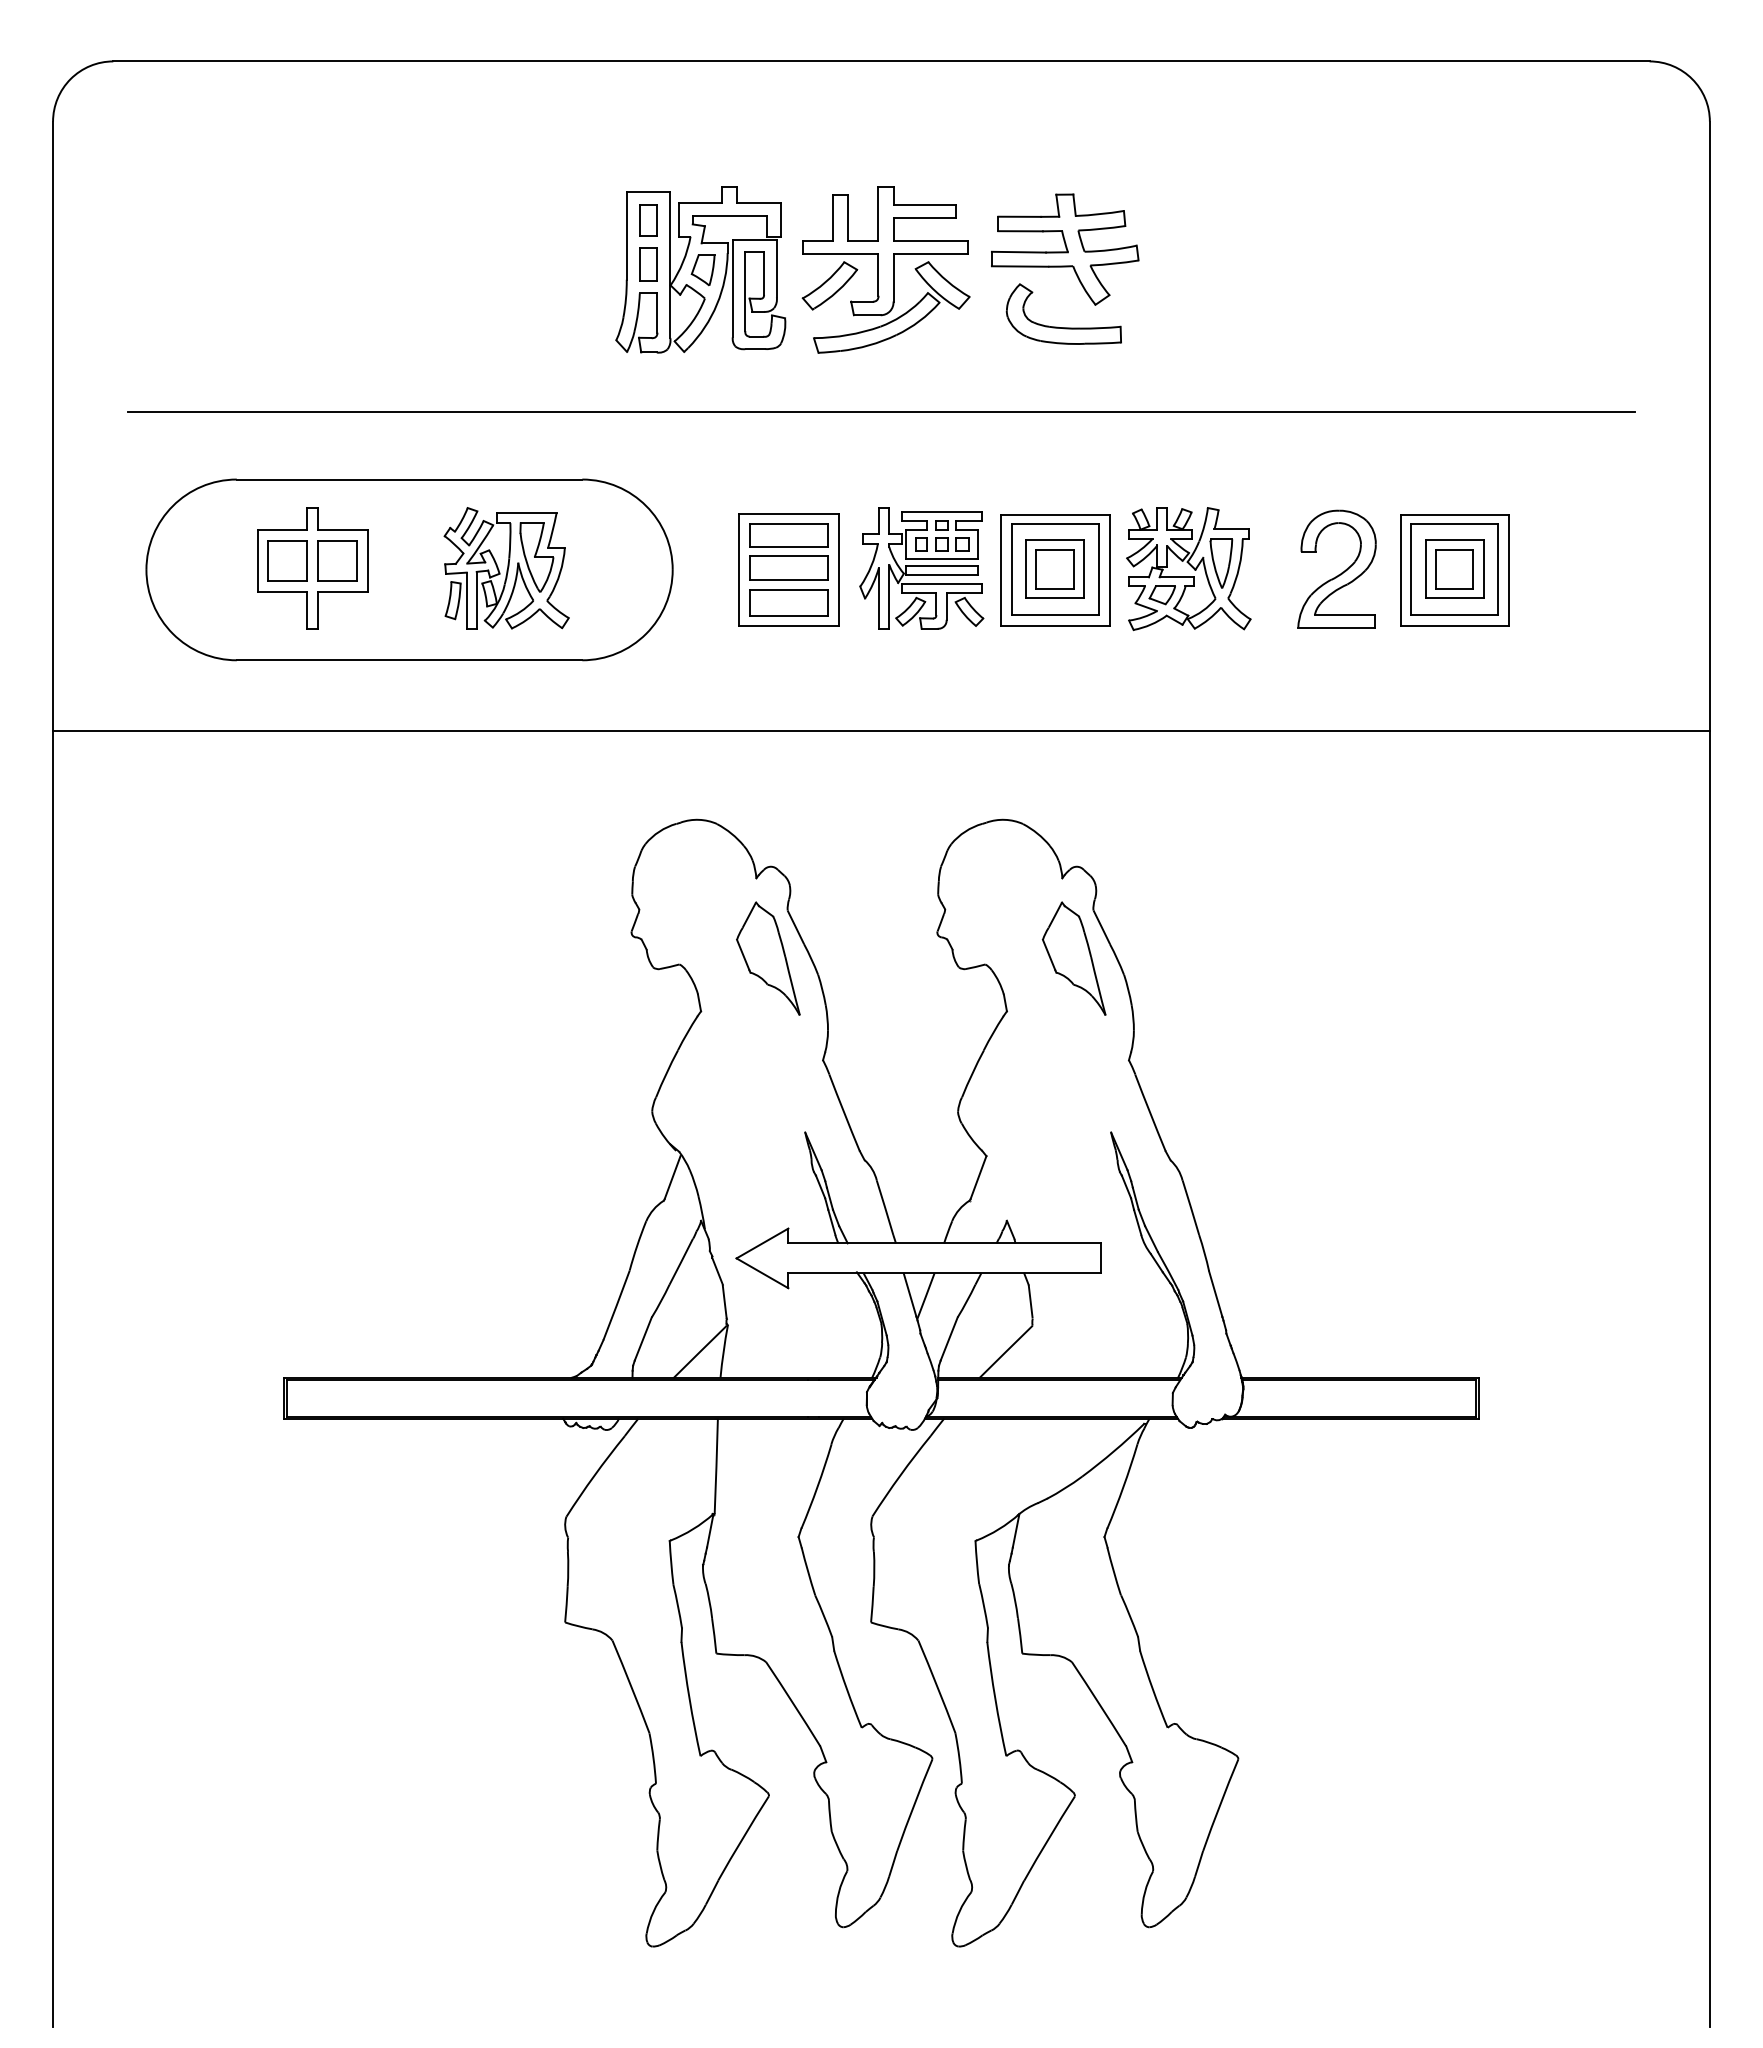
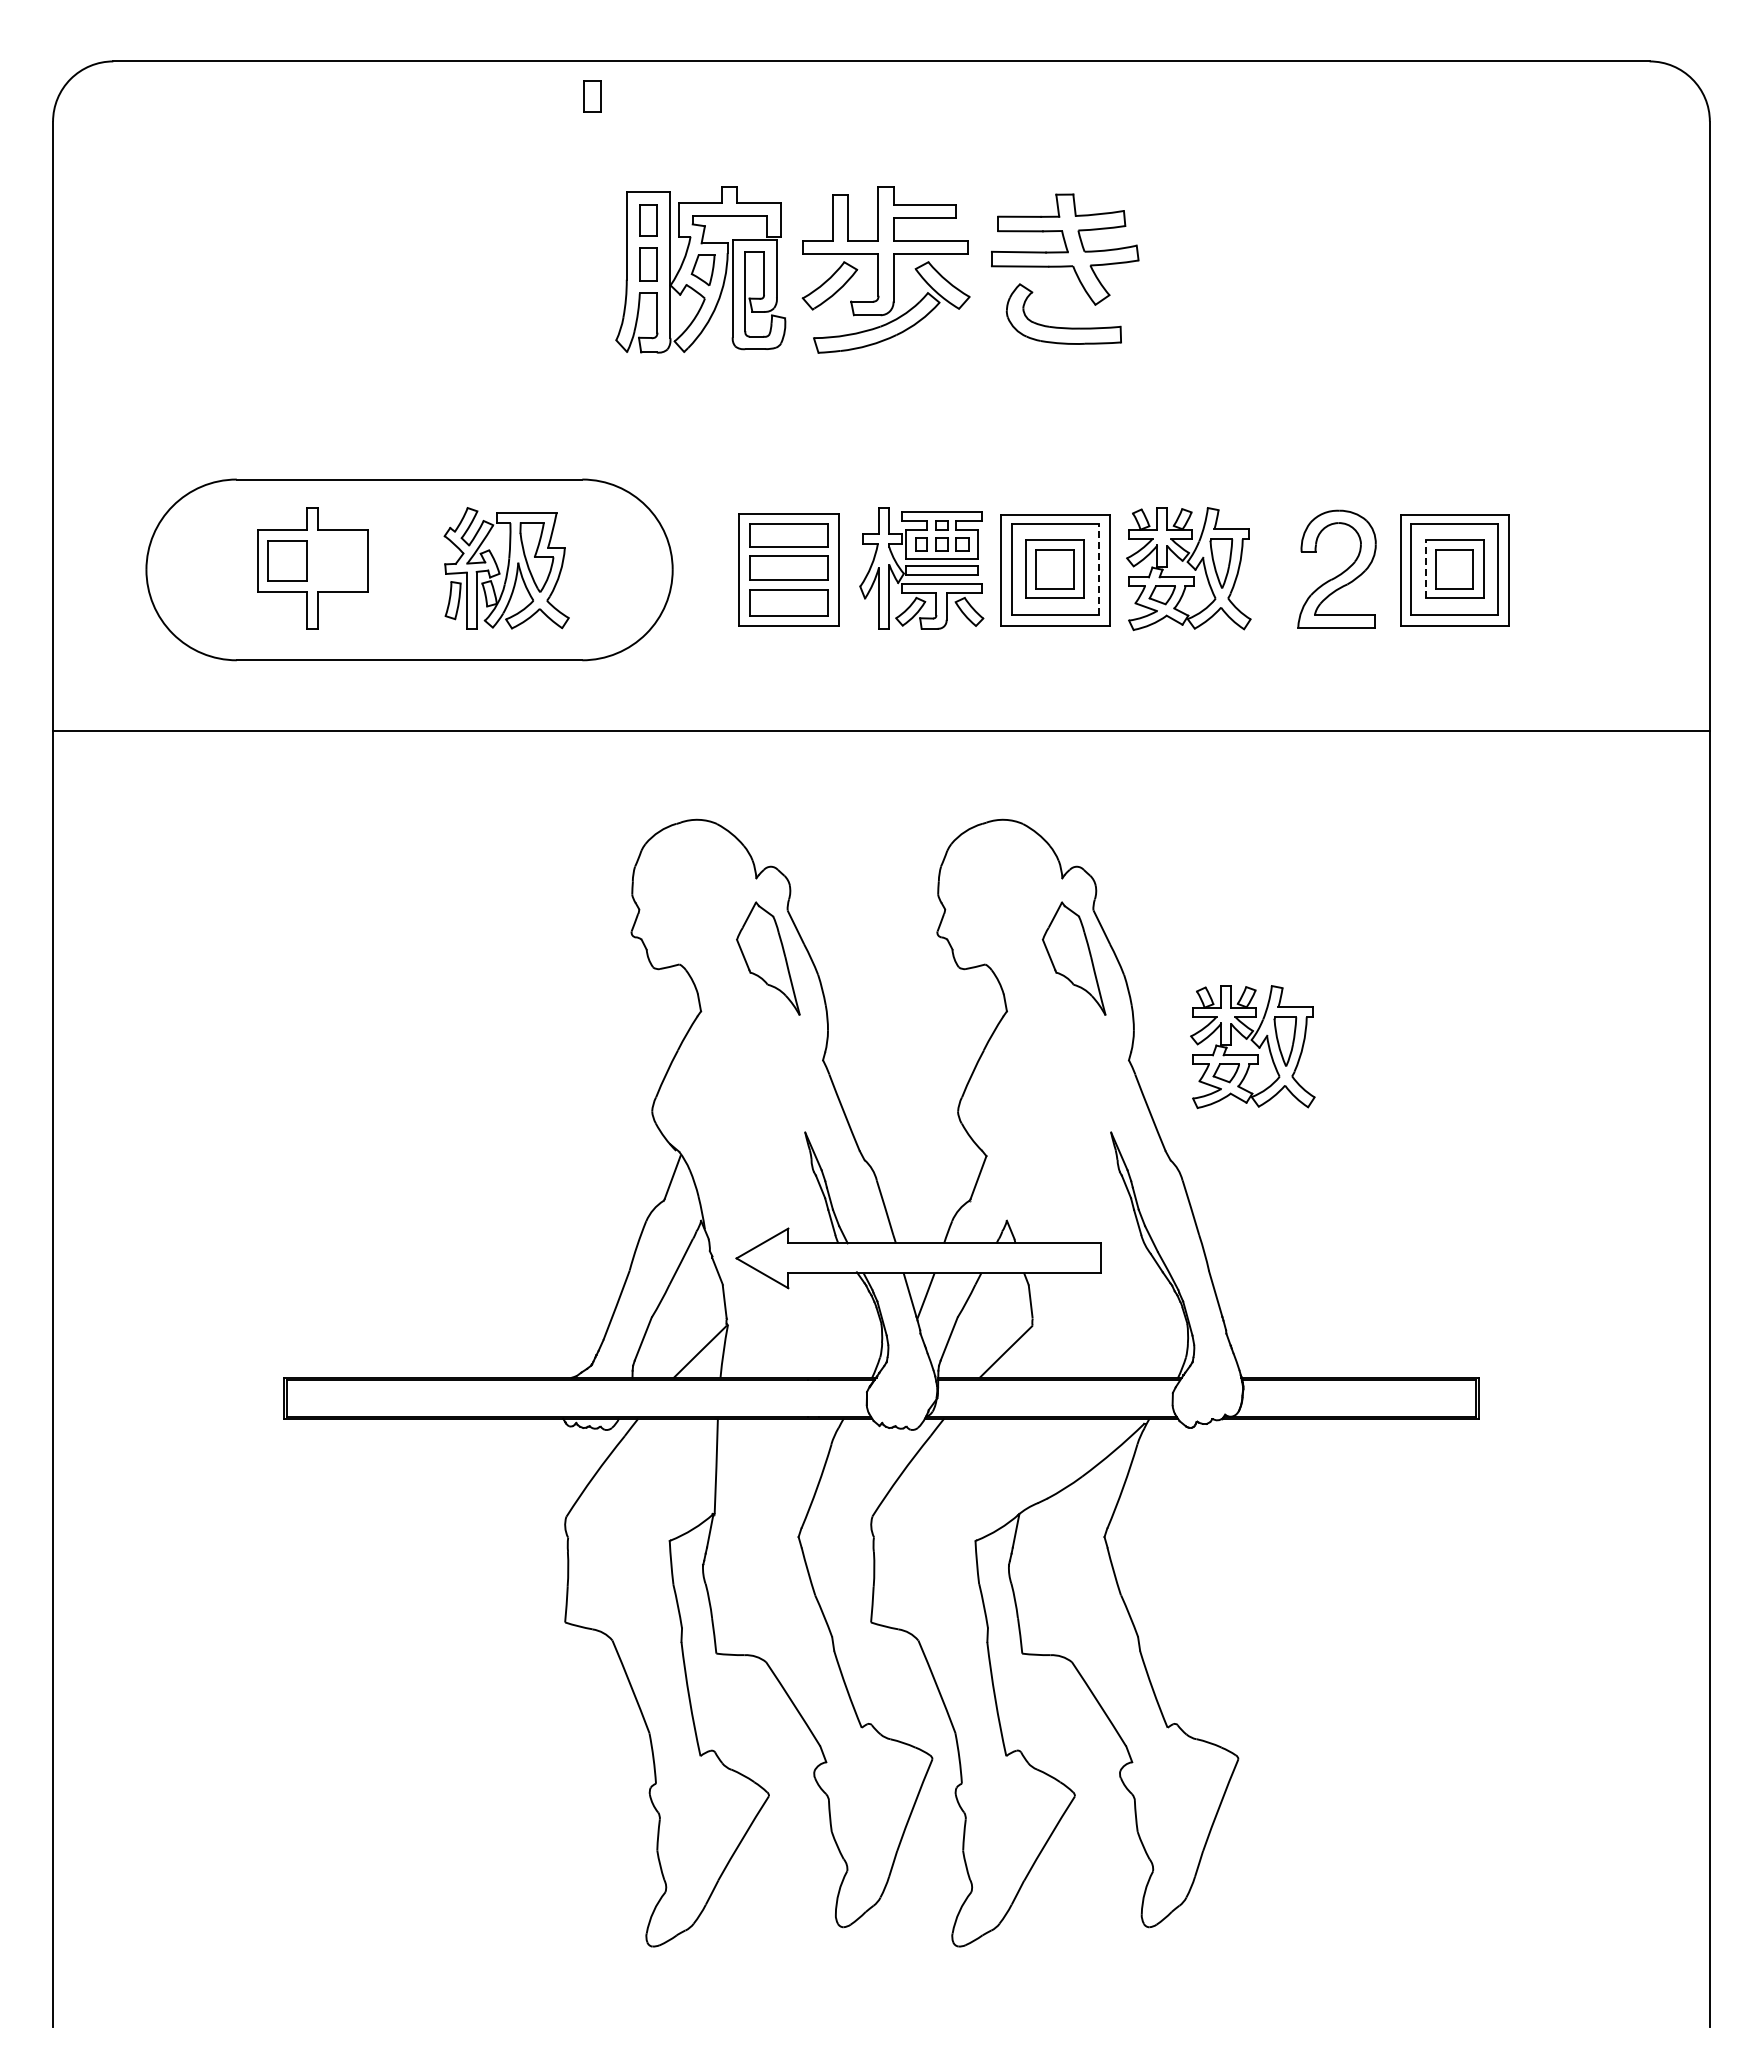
part: none -> present (592, 96)
line: present -> none (881, 411)
part: present -> none (337, 560)
line: solid -> dashed (1425, 568)
line: solid -> dashed (1098, 569)
part: none -> present (1252, 1046)
